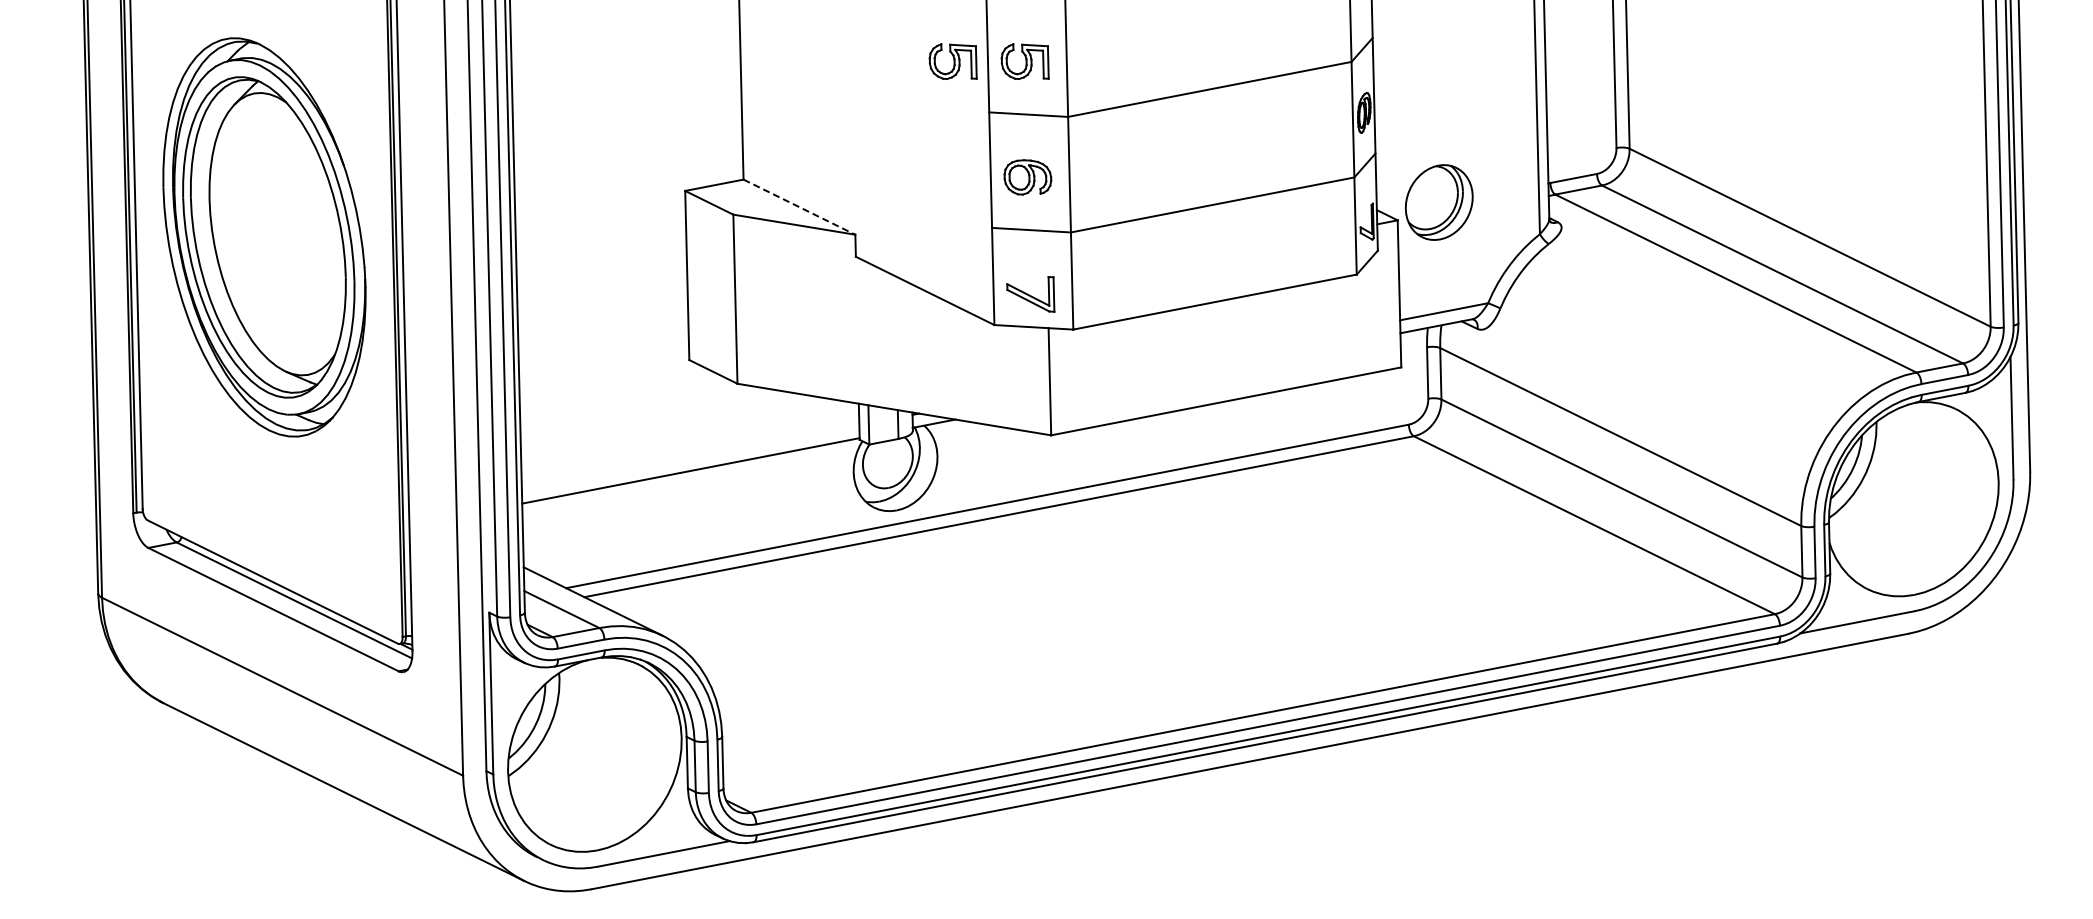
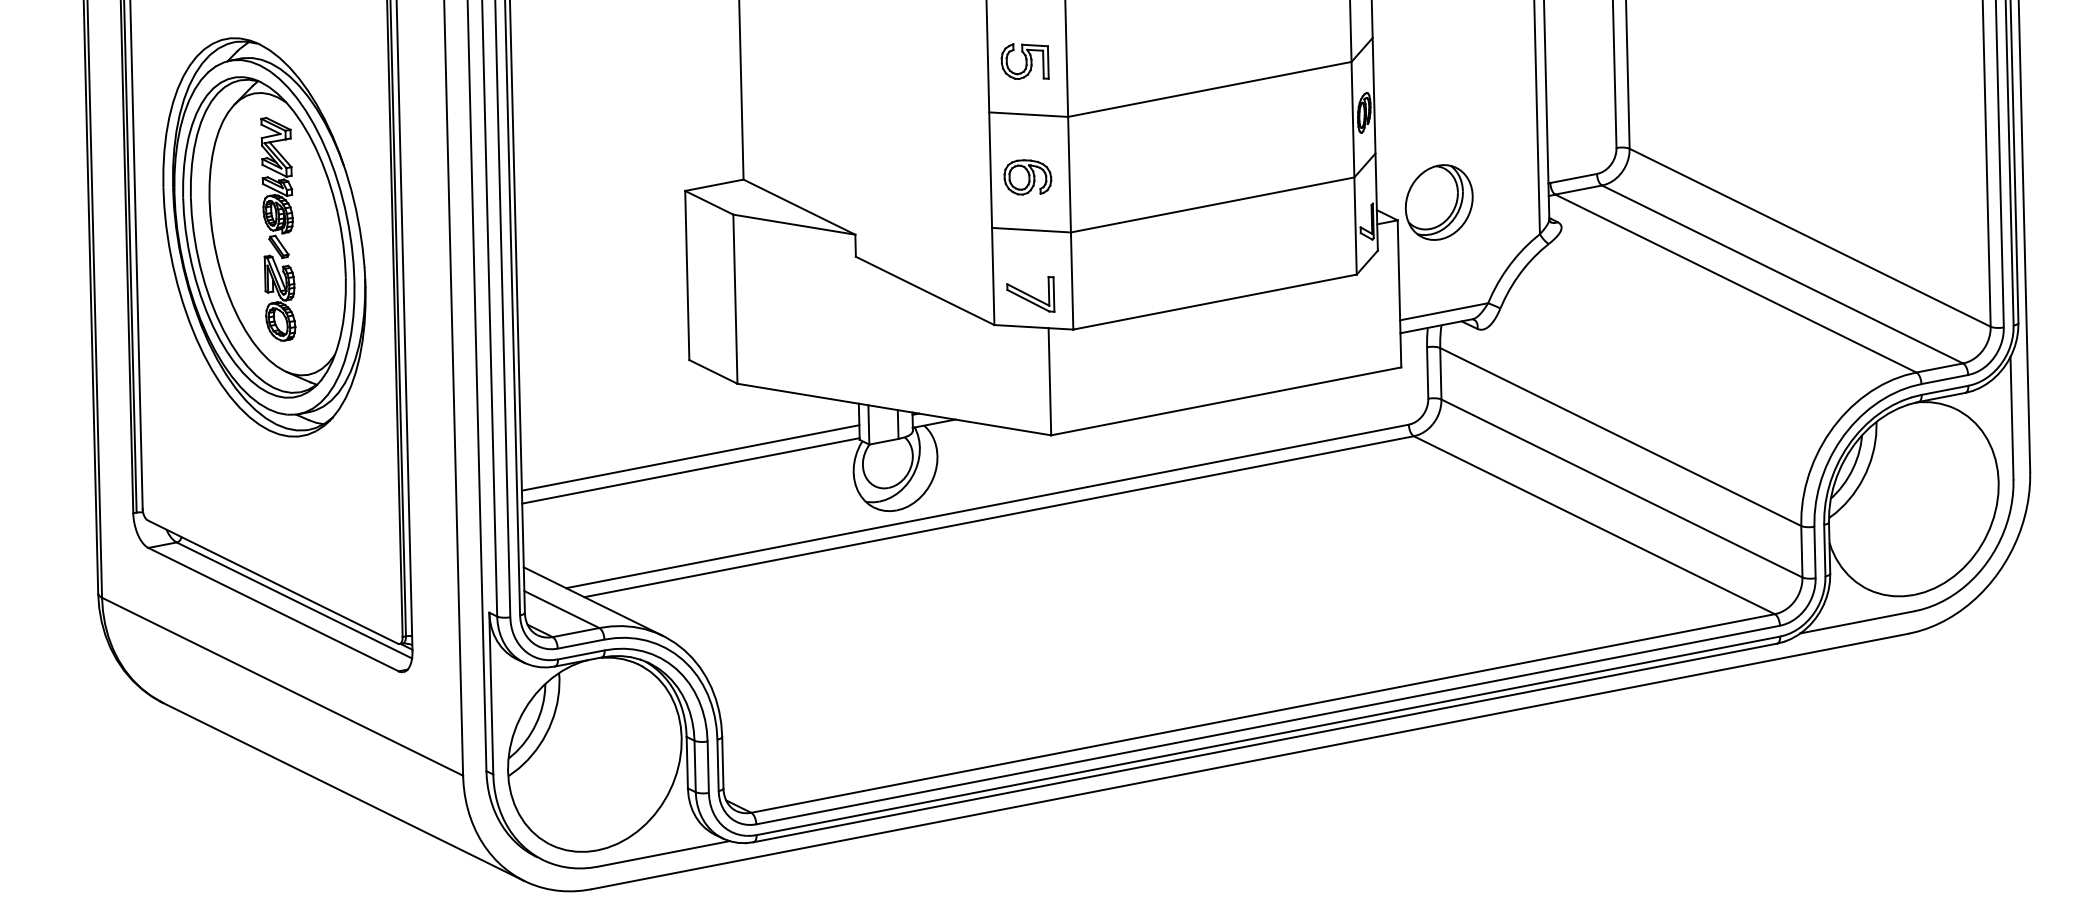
part: present -> none (952, 61)
line: dashed -> solid (799, 207)
part: none -> present (278, 228)
line: none -> present (690, 457)
